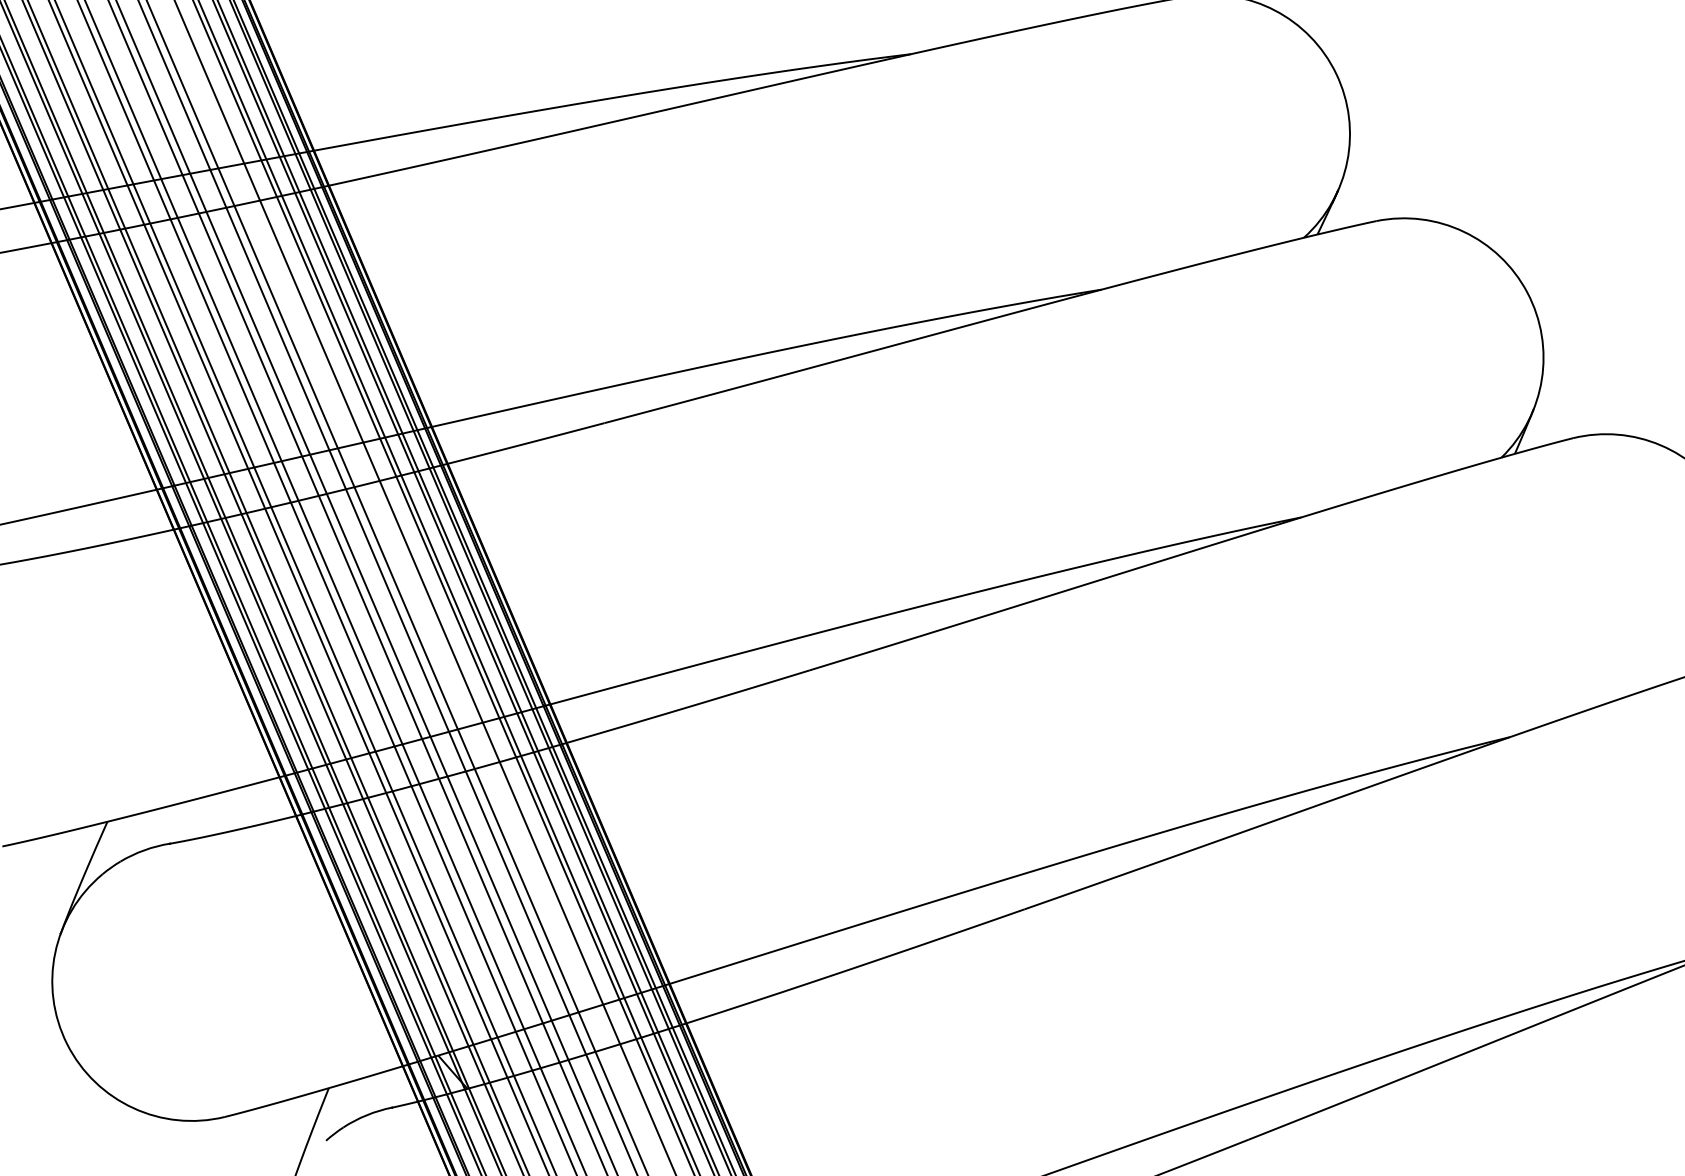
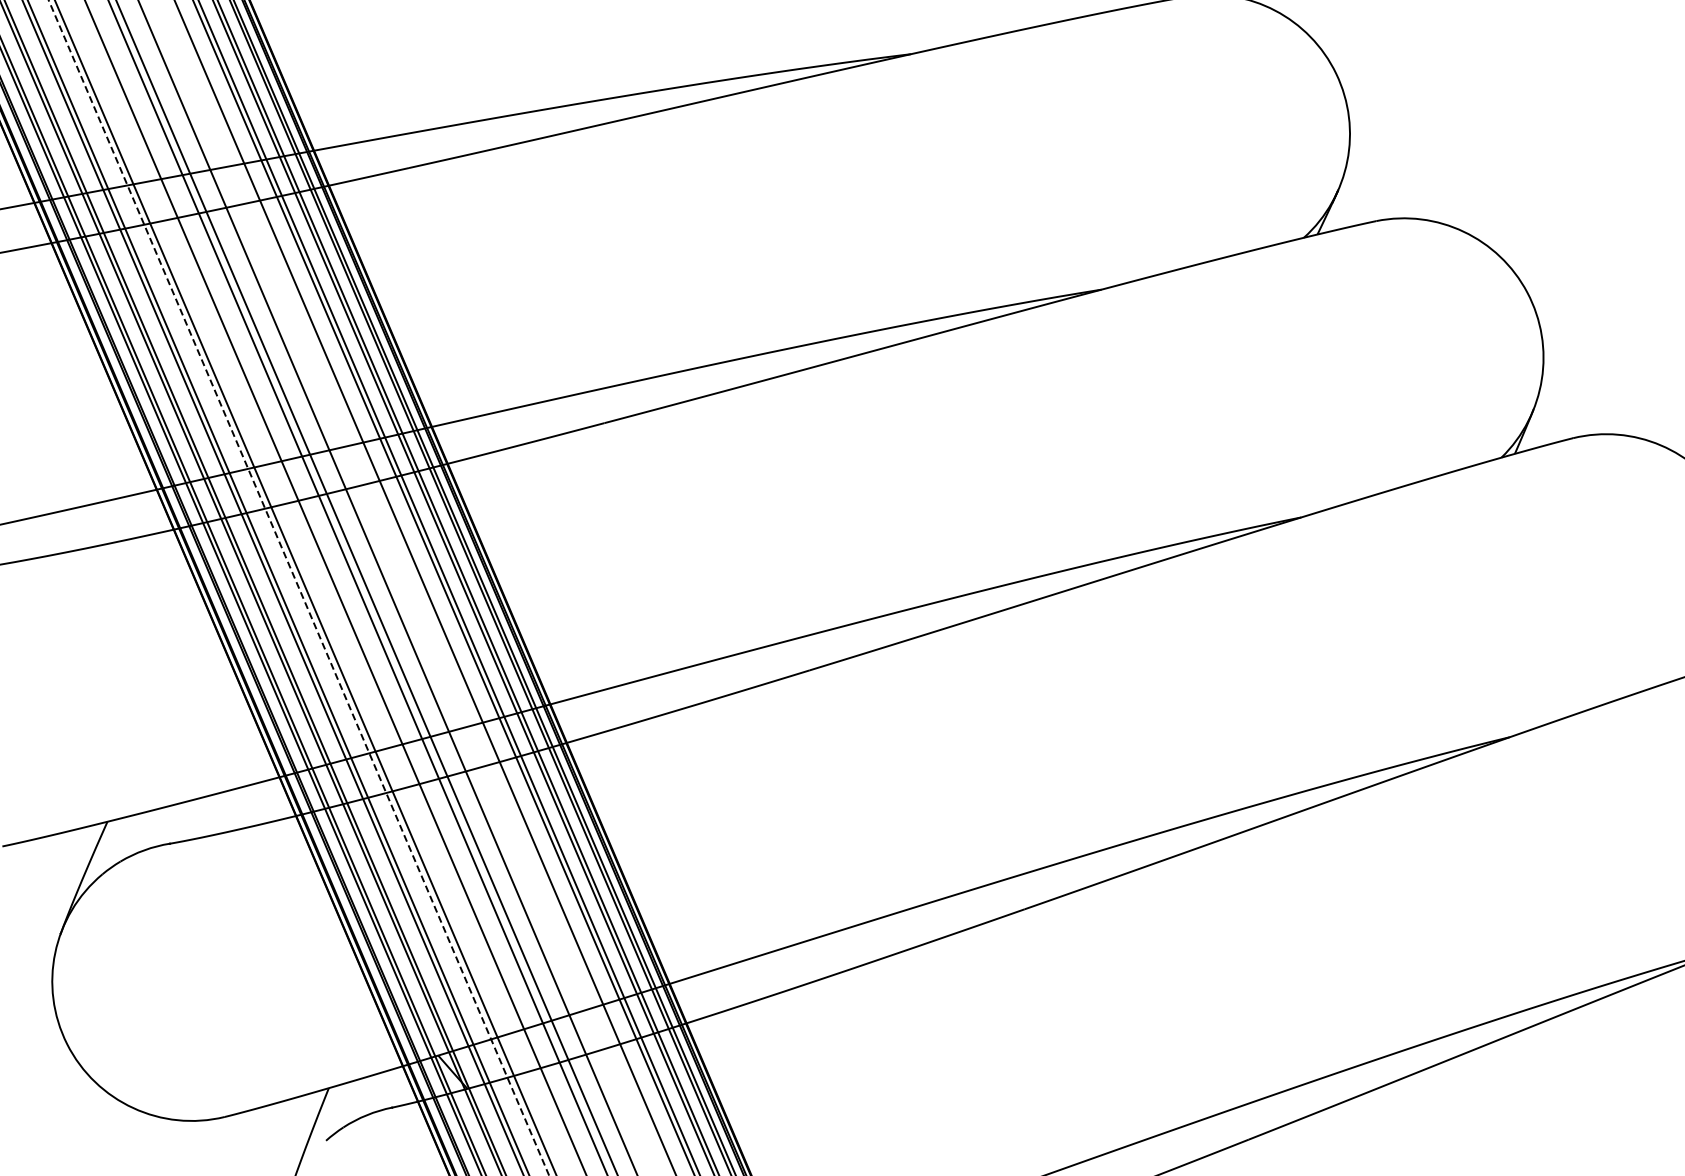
line: solid -> dashed (298, 587)
line: present -> none (326, 587)
line: present -> none (396, 587)
